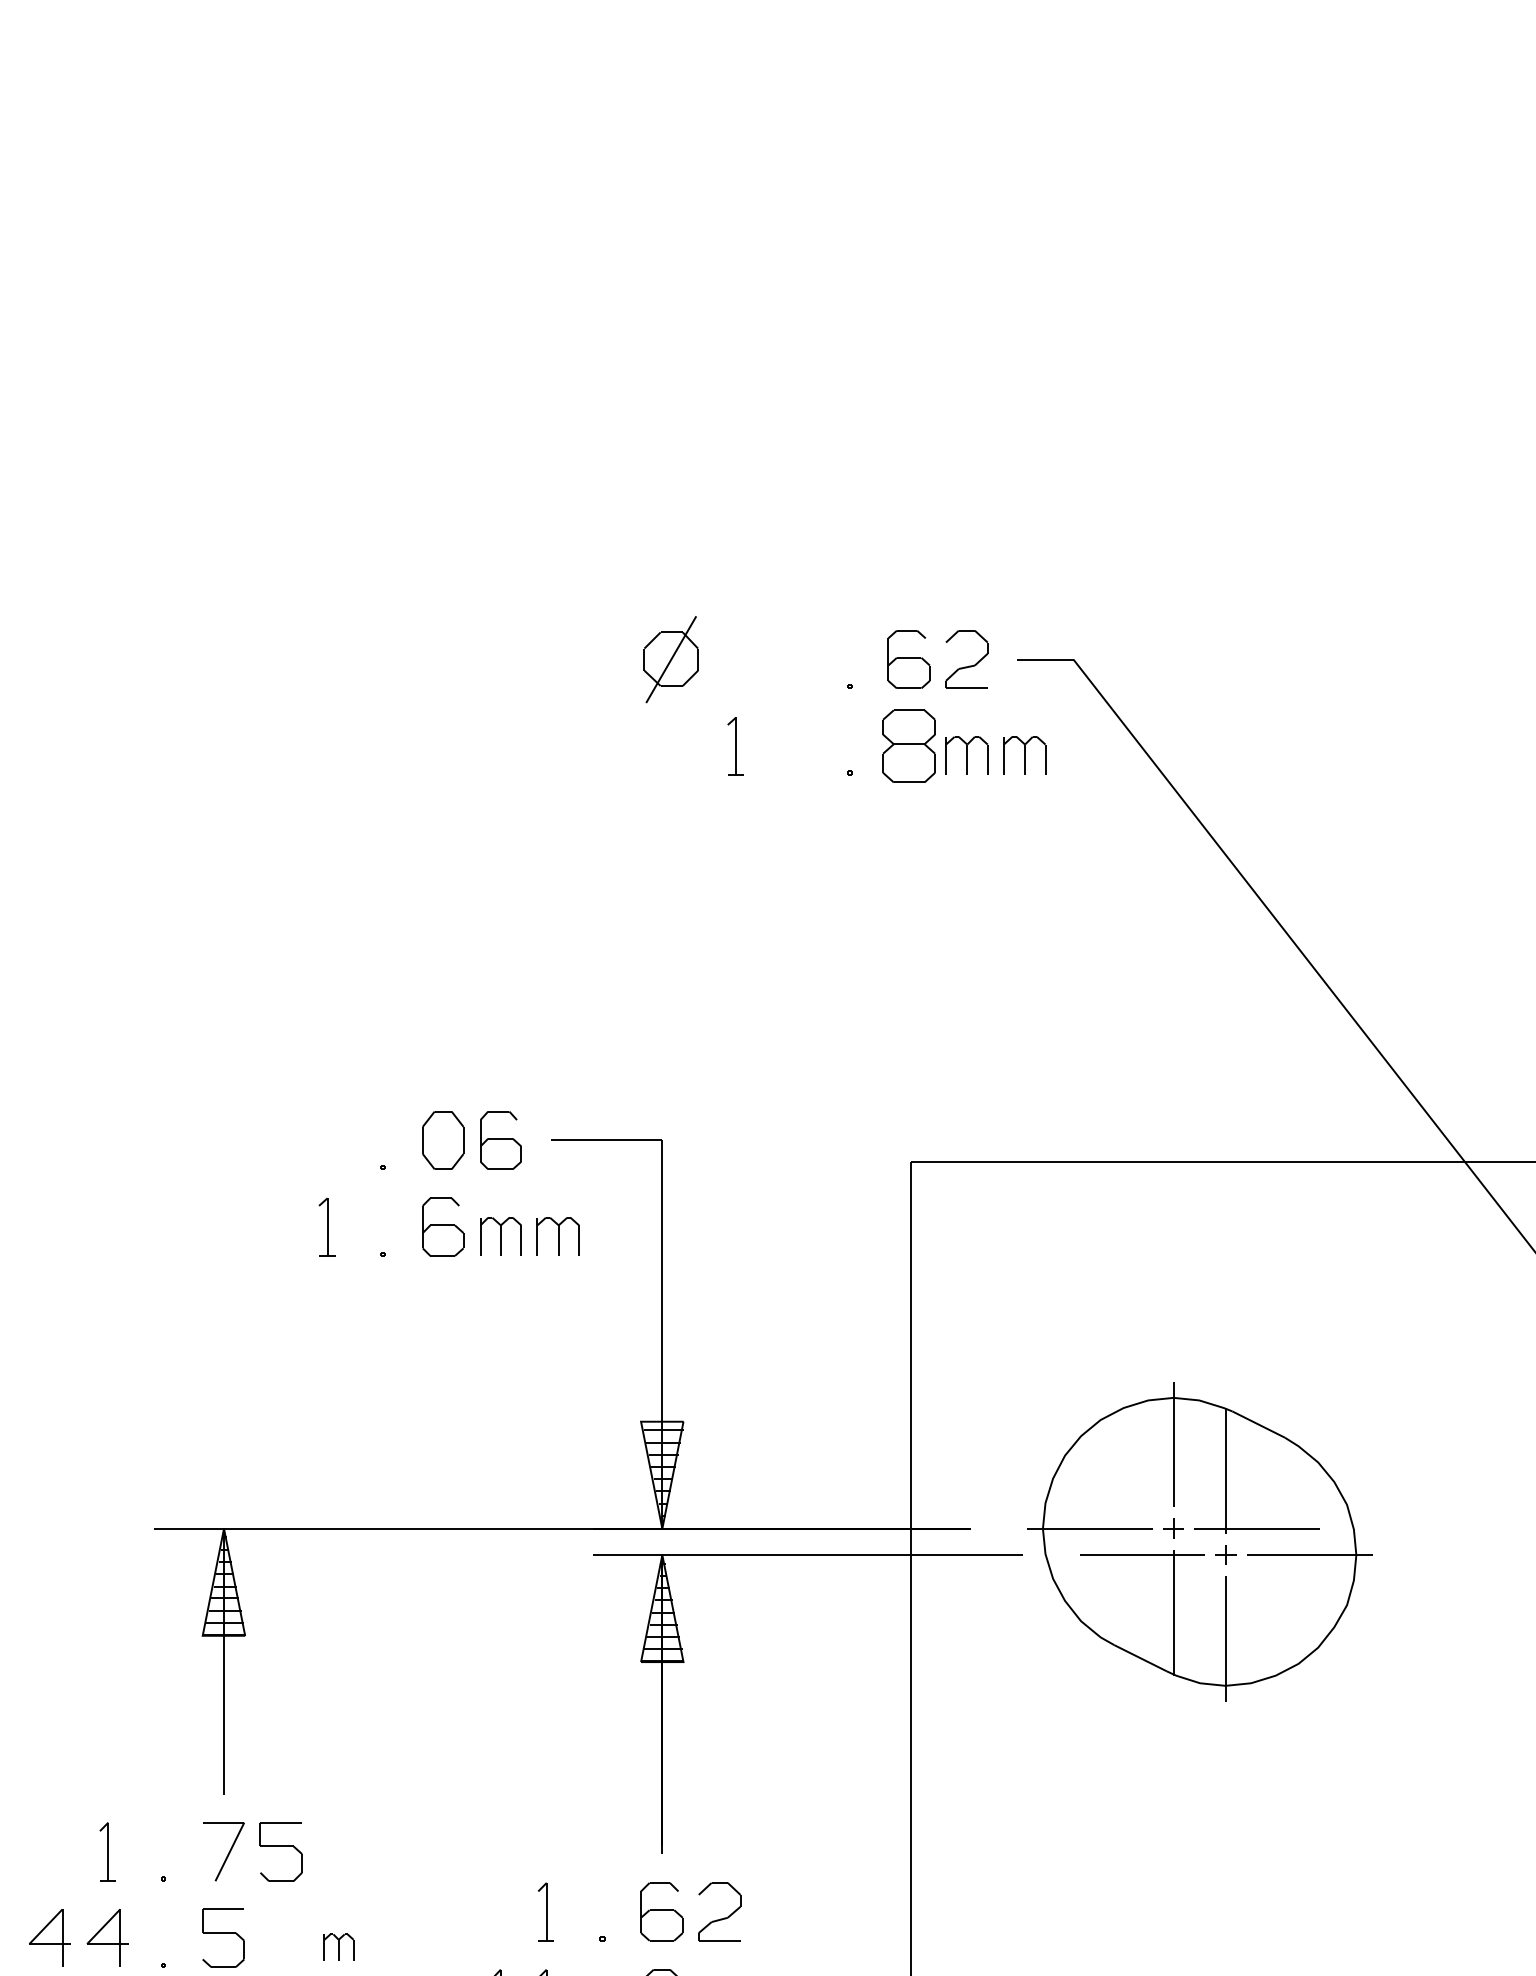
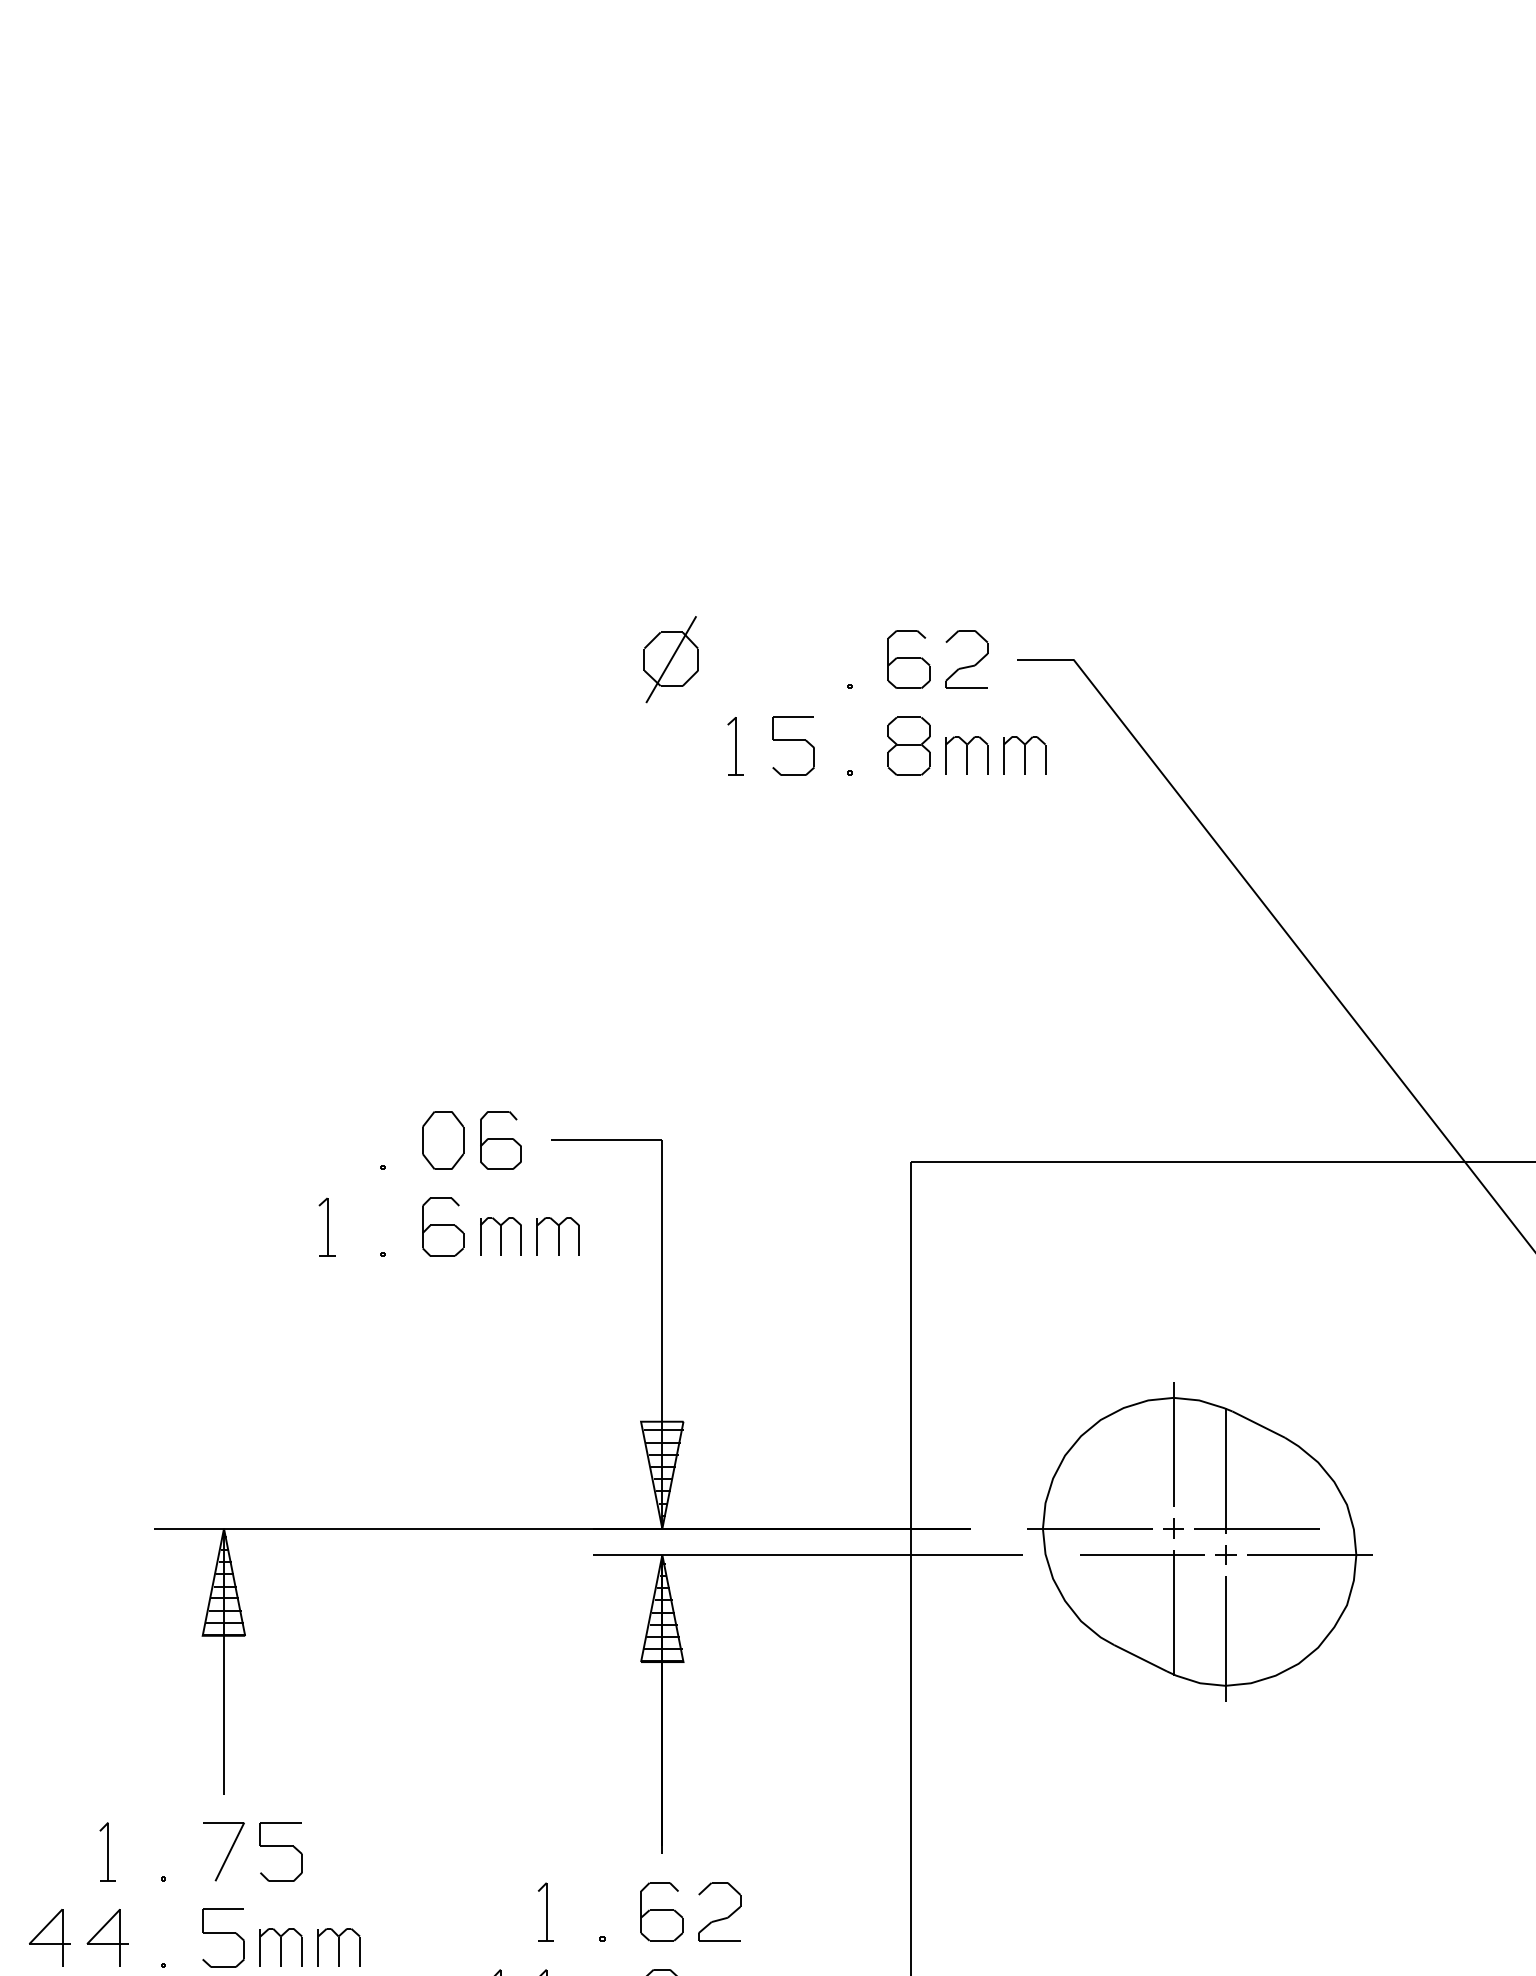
part: none -> present (793, 745)
part size: 54x74 px -> 44x60 px (908, 745)
part size: 32x28 px -> 44x39 px (338, 1947)
part: none -> present (280, 1947)
